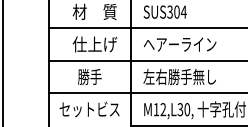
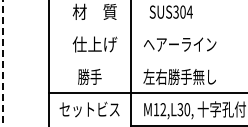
text position: (164, 11) -> (170, 11) (170, 11)
line: present -> none (146, 28)
line: present -> none (146, 60)
line: solid -> dashed (2, 63)
